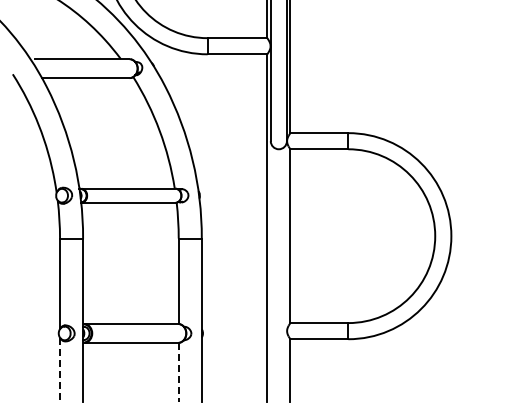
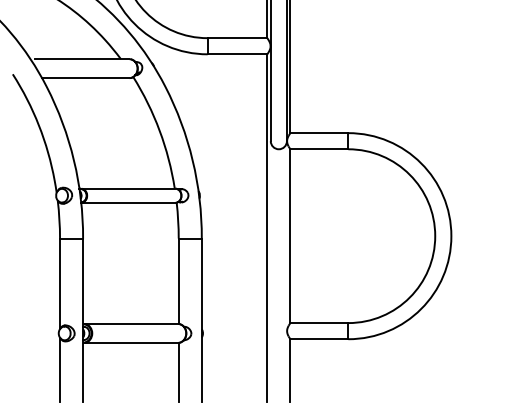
line: dashed -> solid (60, 370)
line: dashed -> solid (178, 372)
